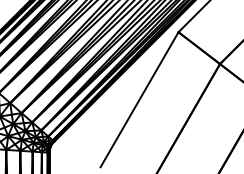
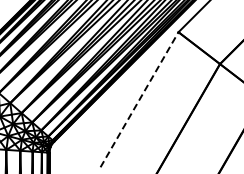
line: solid -> dashed (139, 99)
